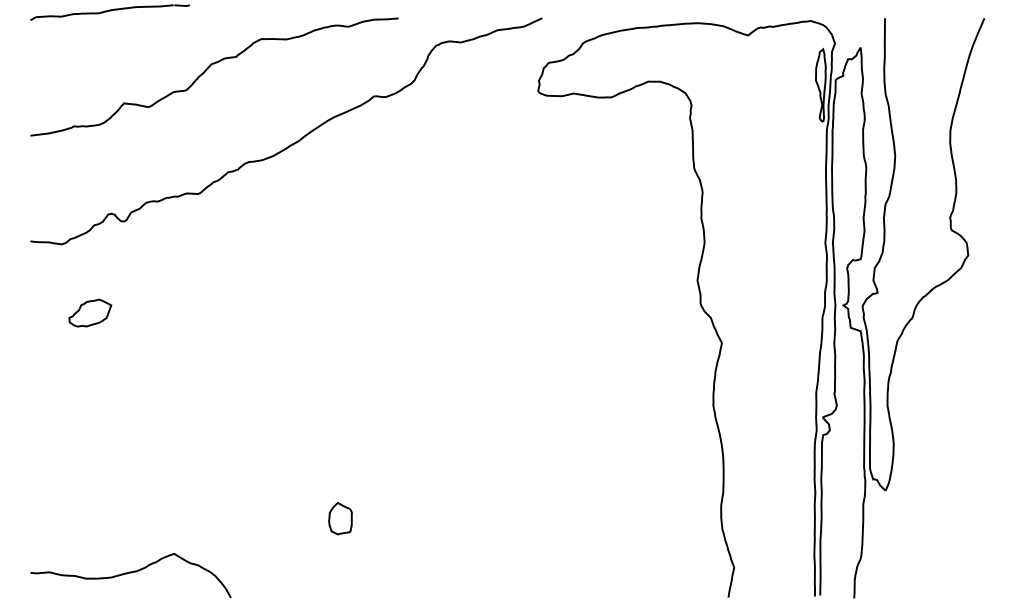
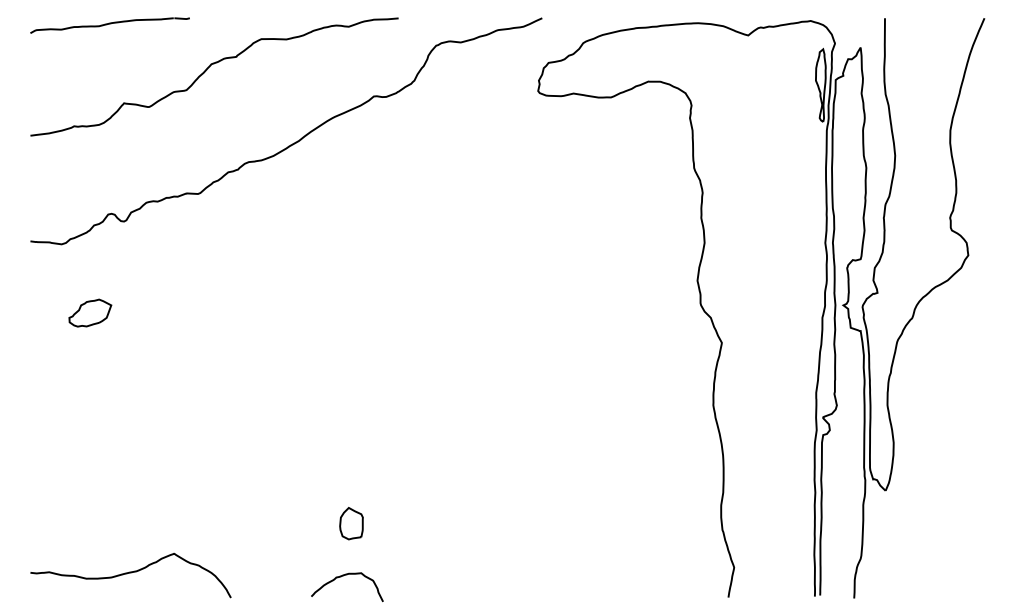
part position: (109, 12) -> (109, 25) (109, 25)
part position: (340, 518) -> (351, 523) (351, 523)
curve: none -> present (343, 576)
